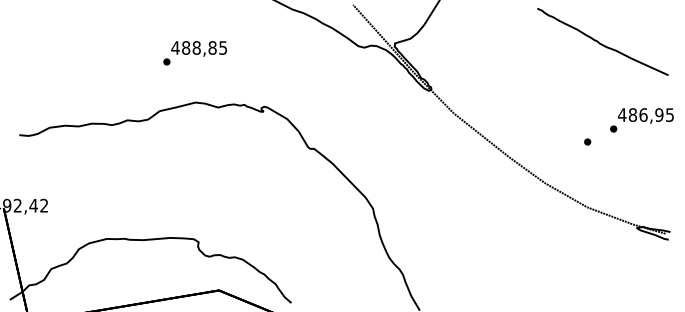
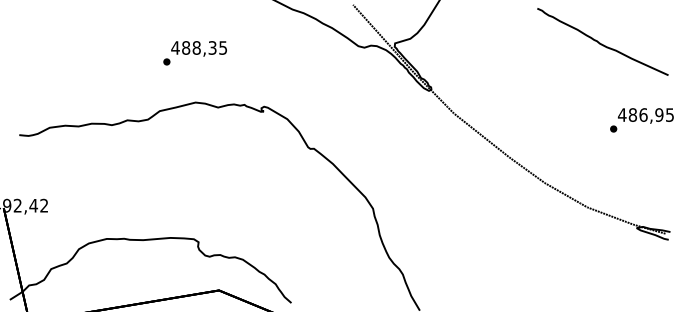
text: 488,85 -> 488,35 (212, 47)
part: present -> none (587, 141)
